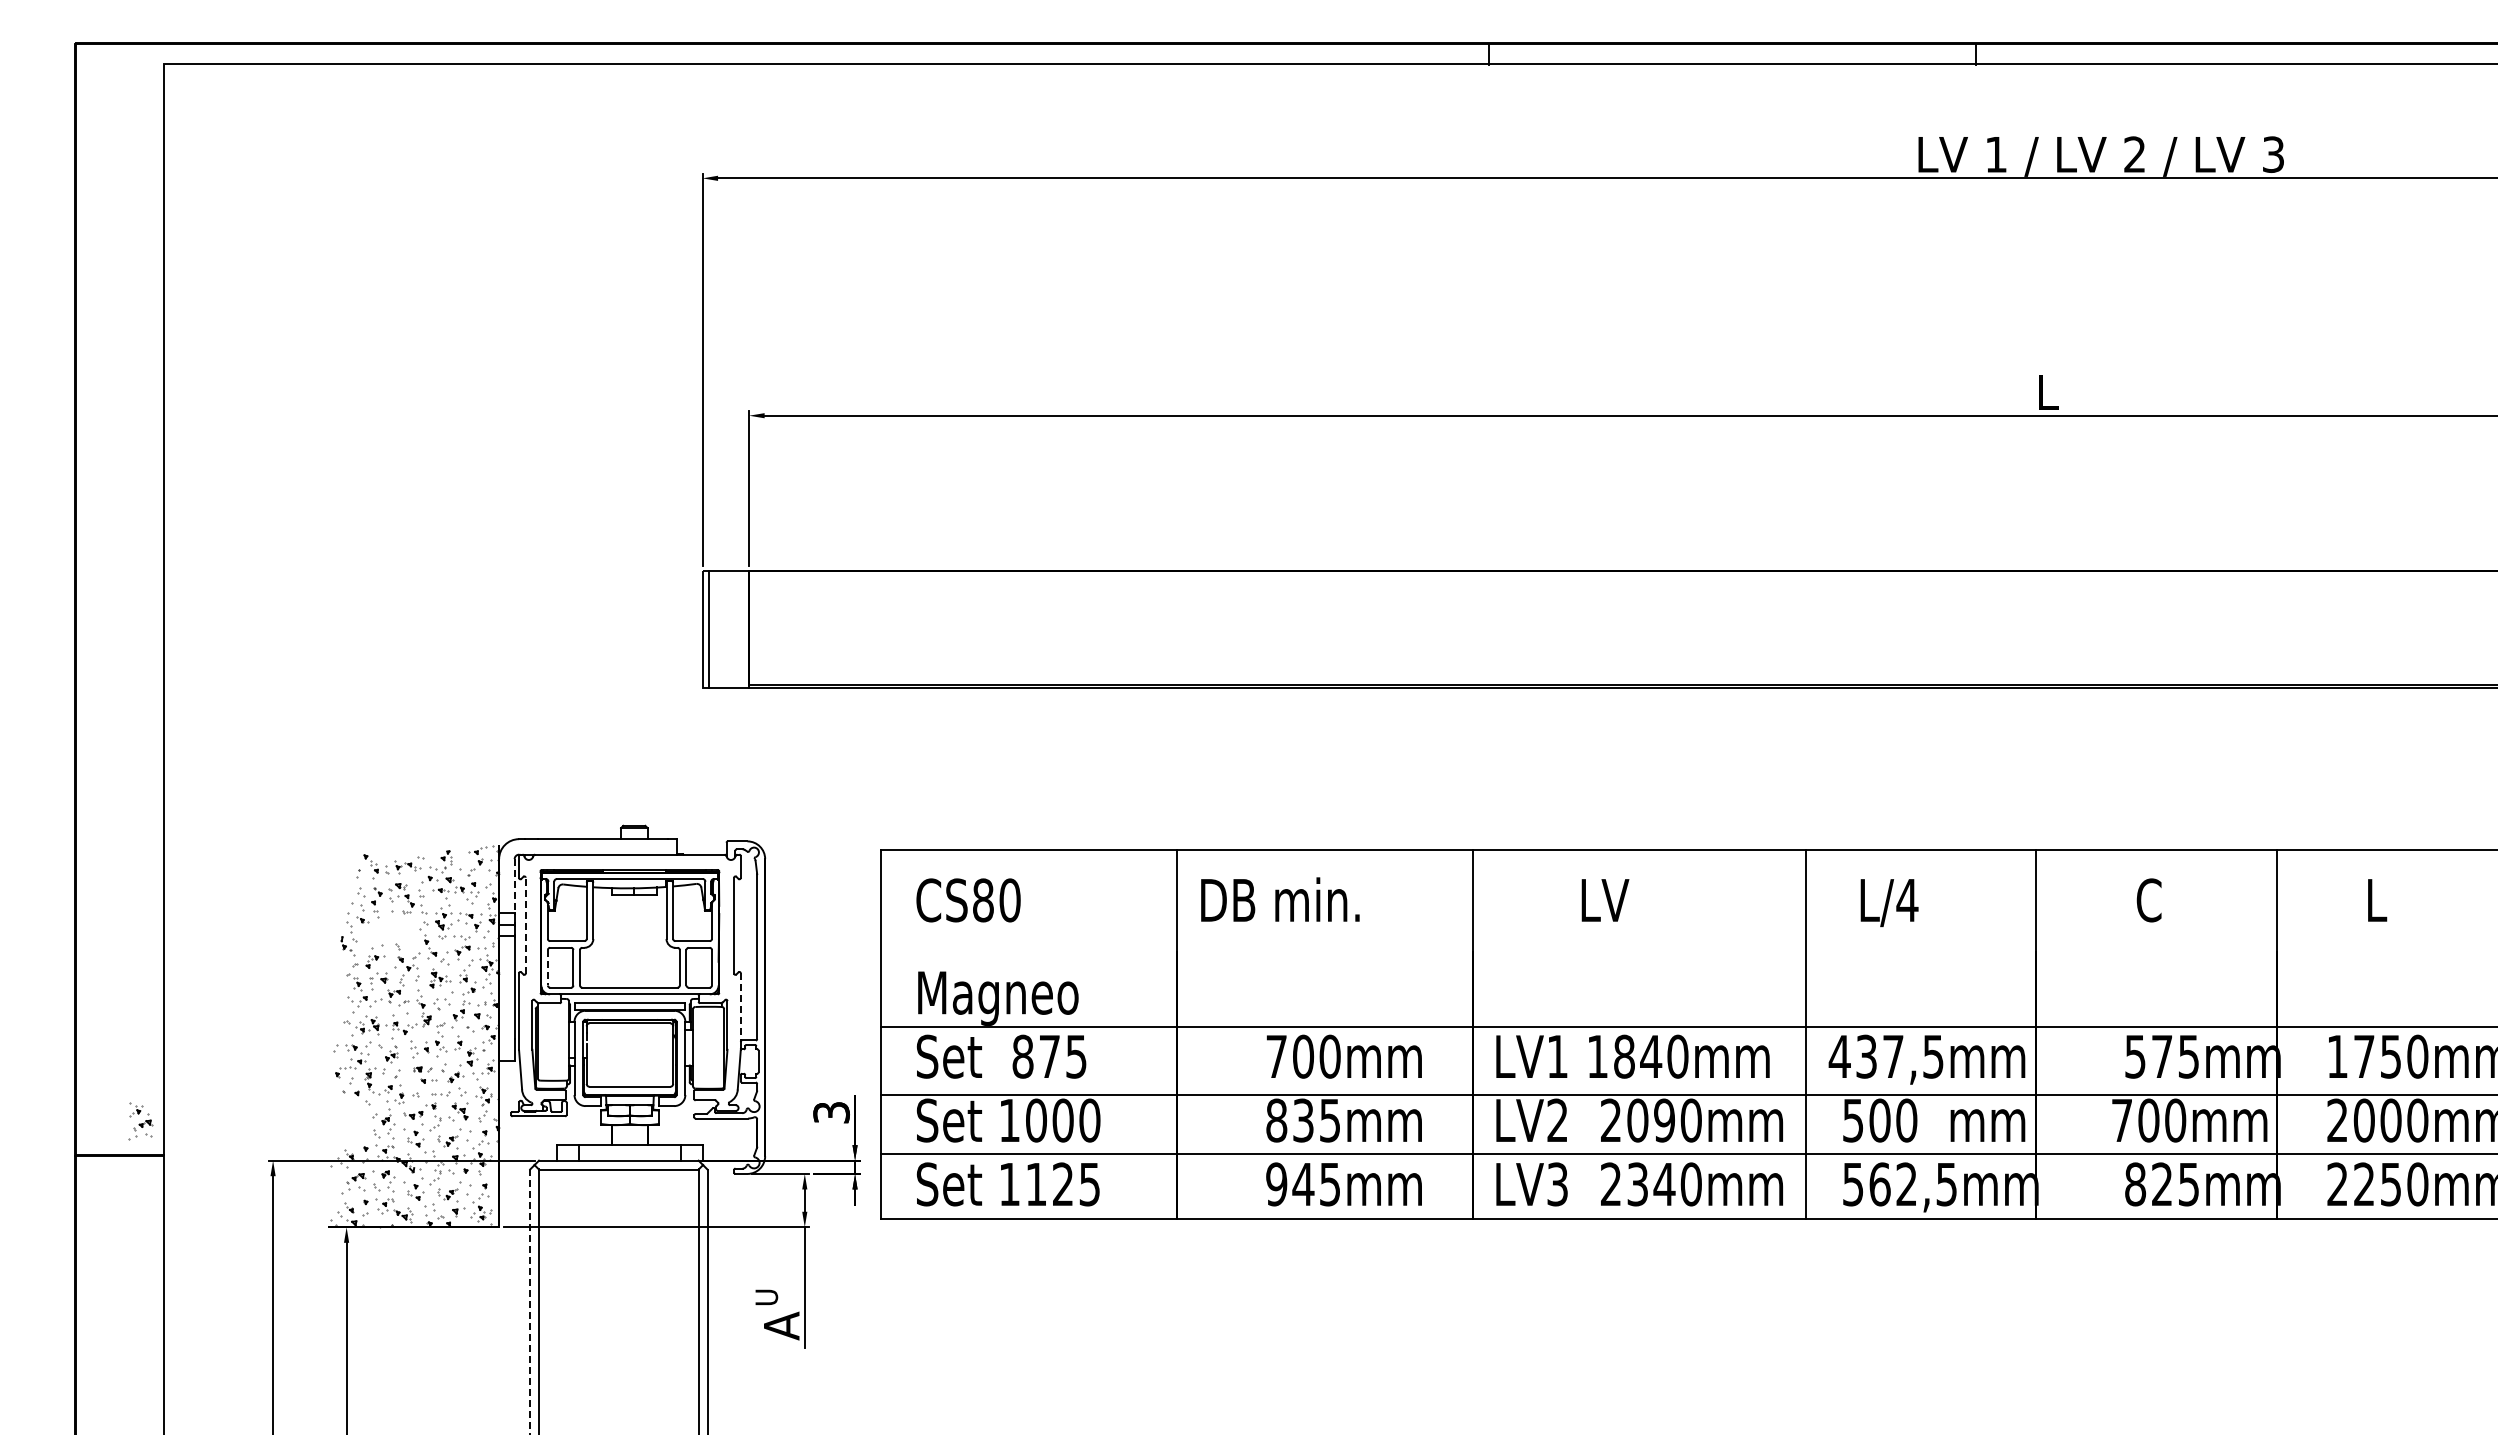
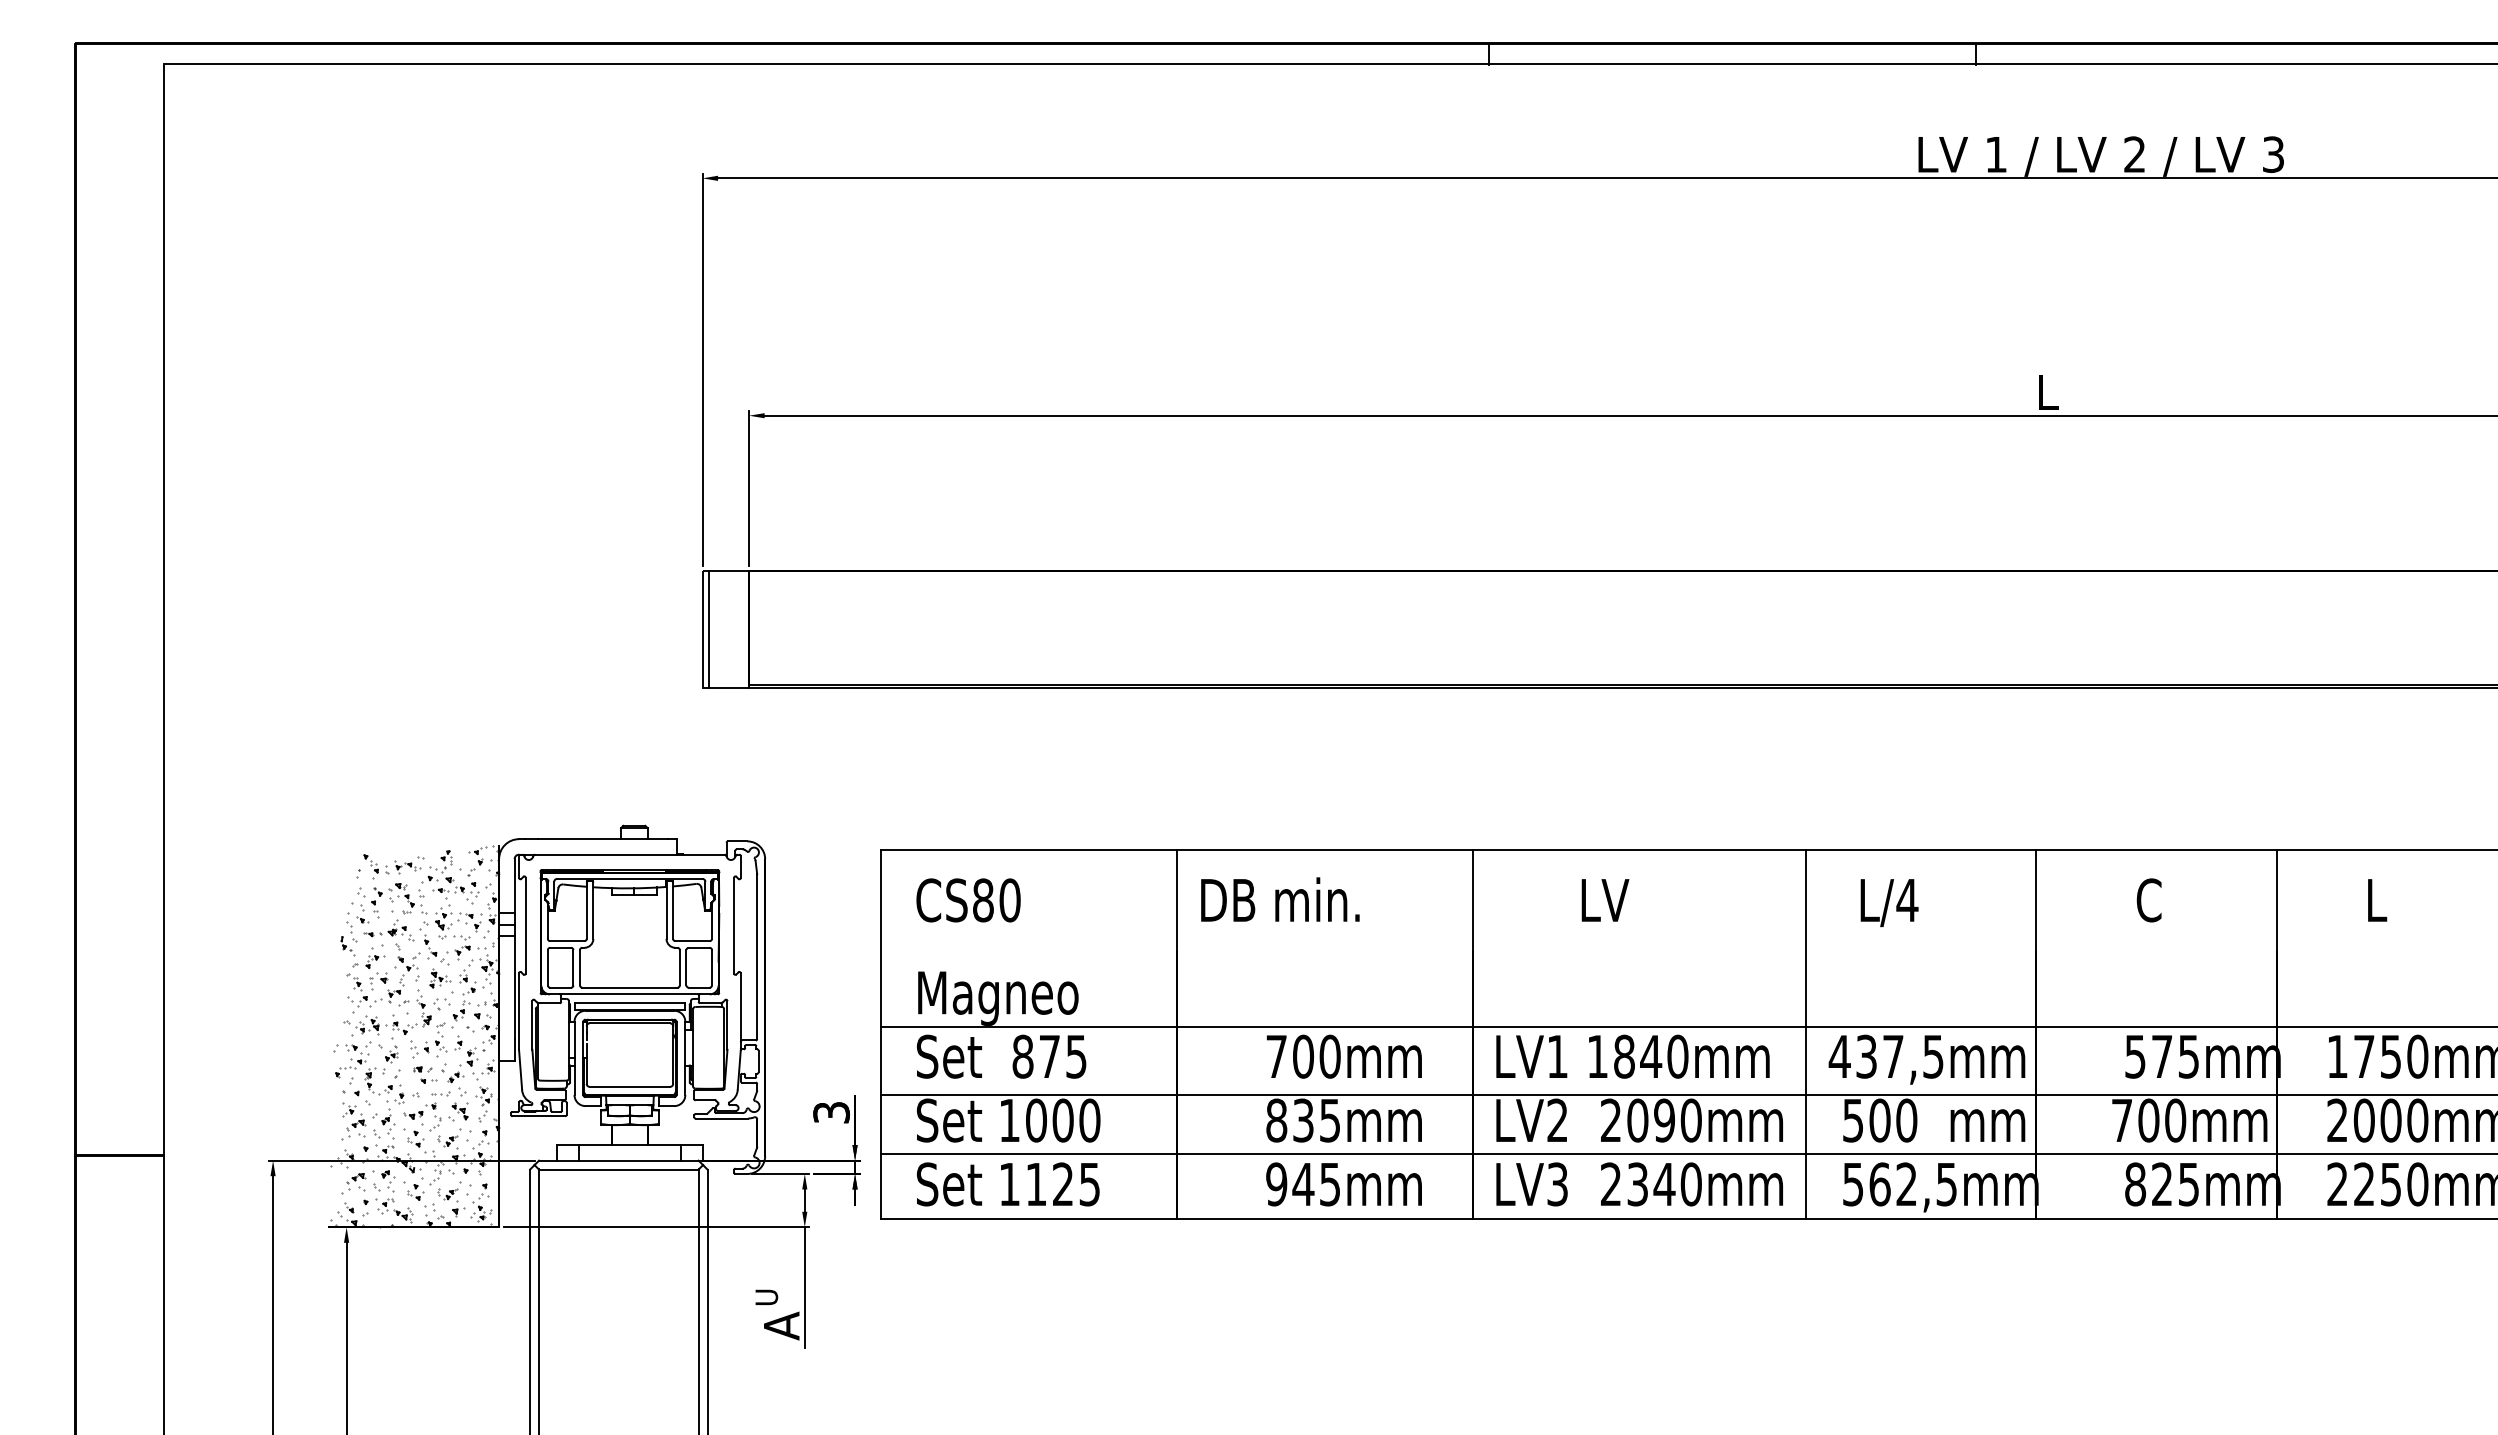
line: dashed -> solid (514, 885)
line: dashed -> solid (525, 925)
part: none -> present (388, 930)
line: dashed -> solid (547, 967)
line: dashed -> solid (740, 1008)
part position: (140, 1121) -> (353, 1121) (353, 1121)
line: dashed -> solid (530, 1301)
